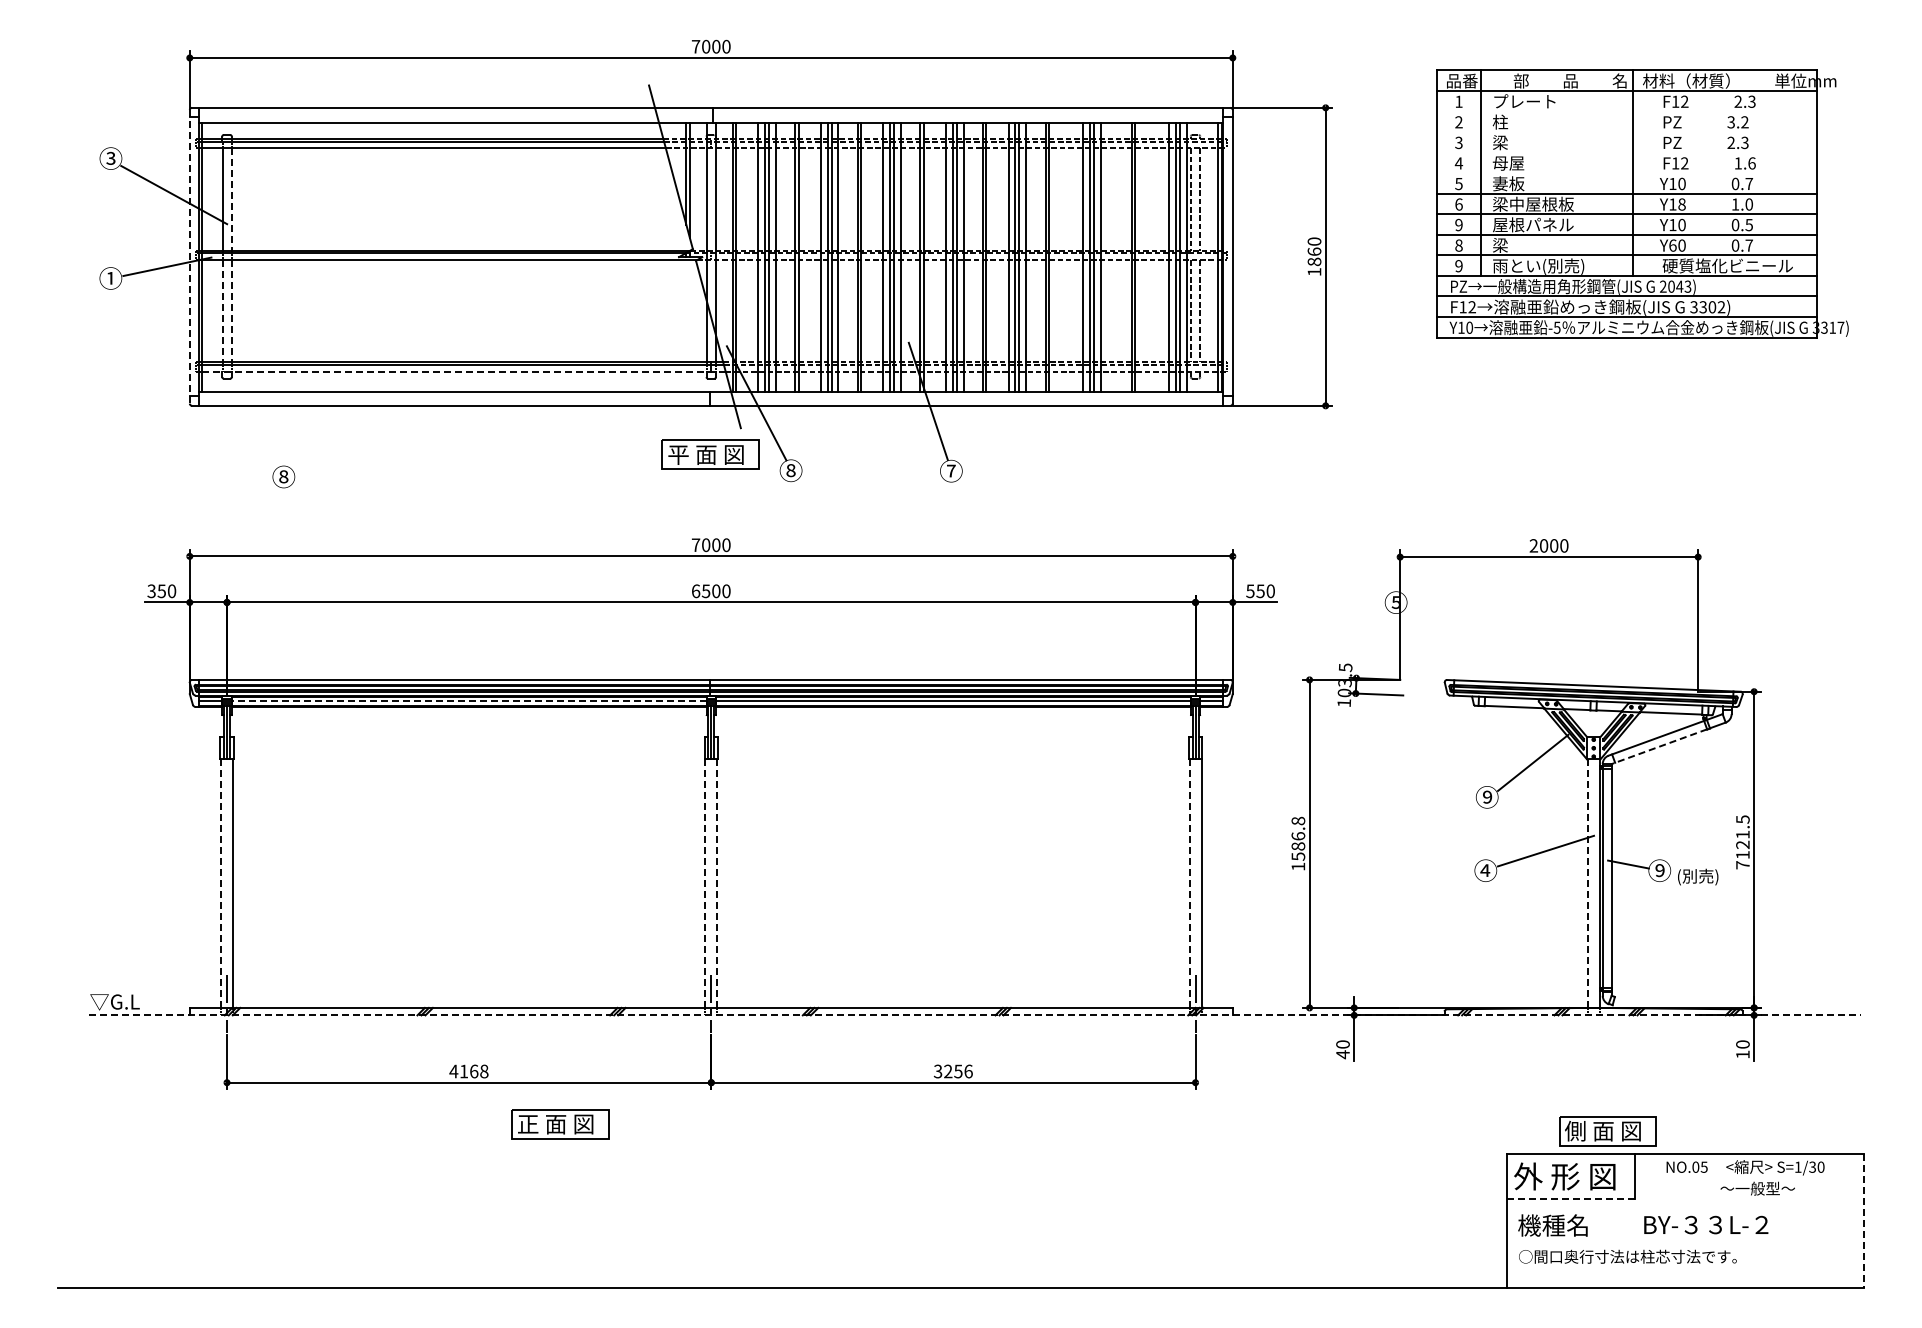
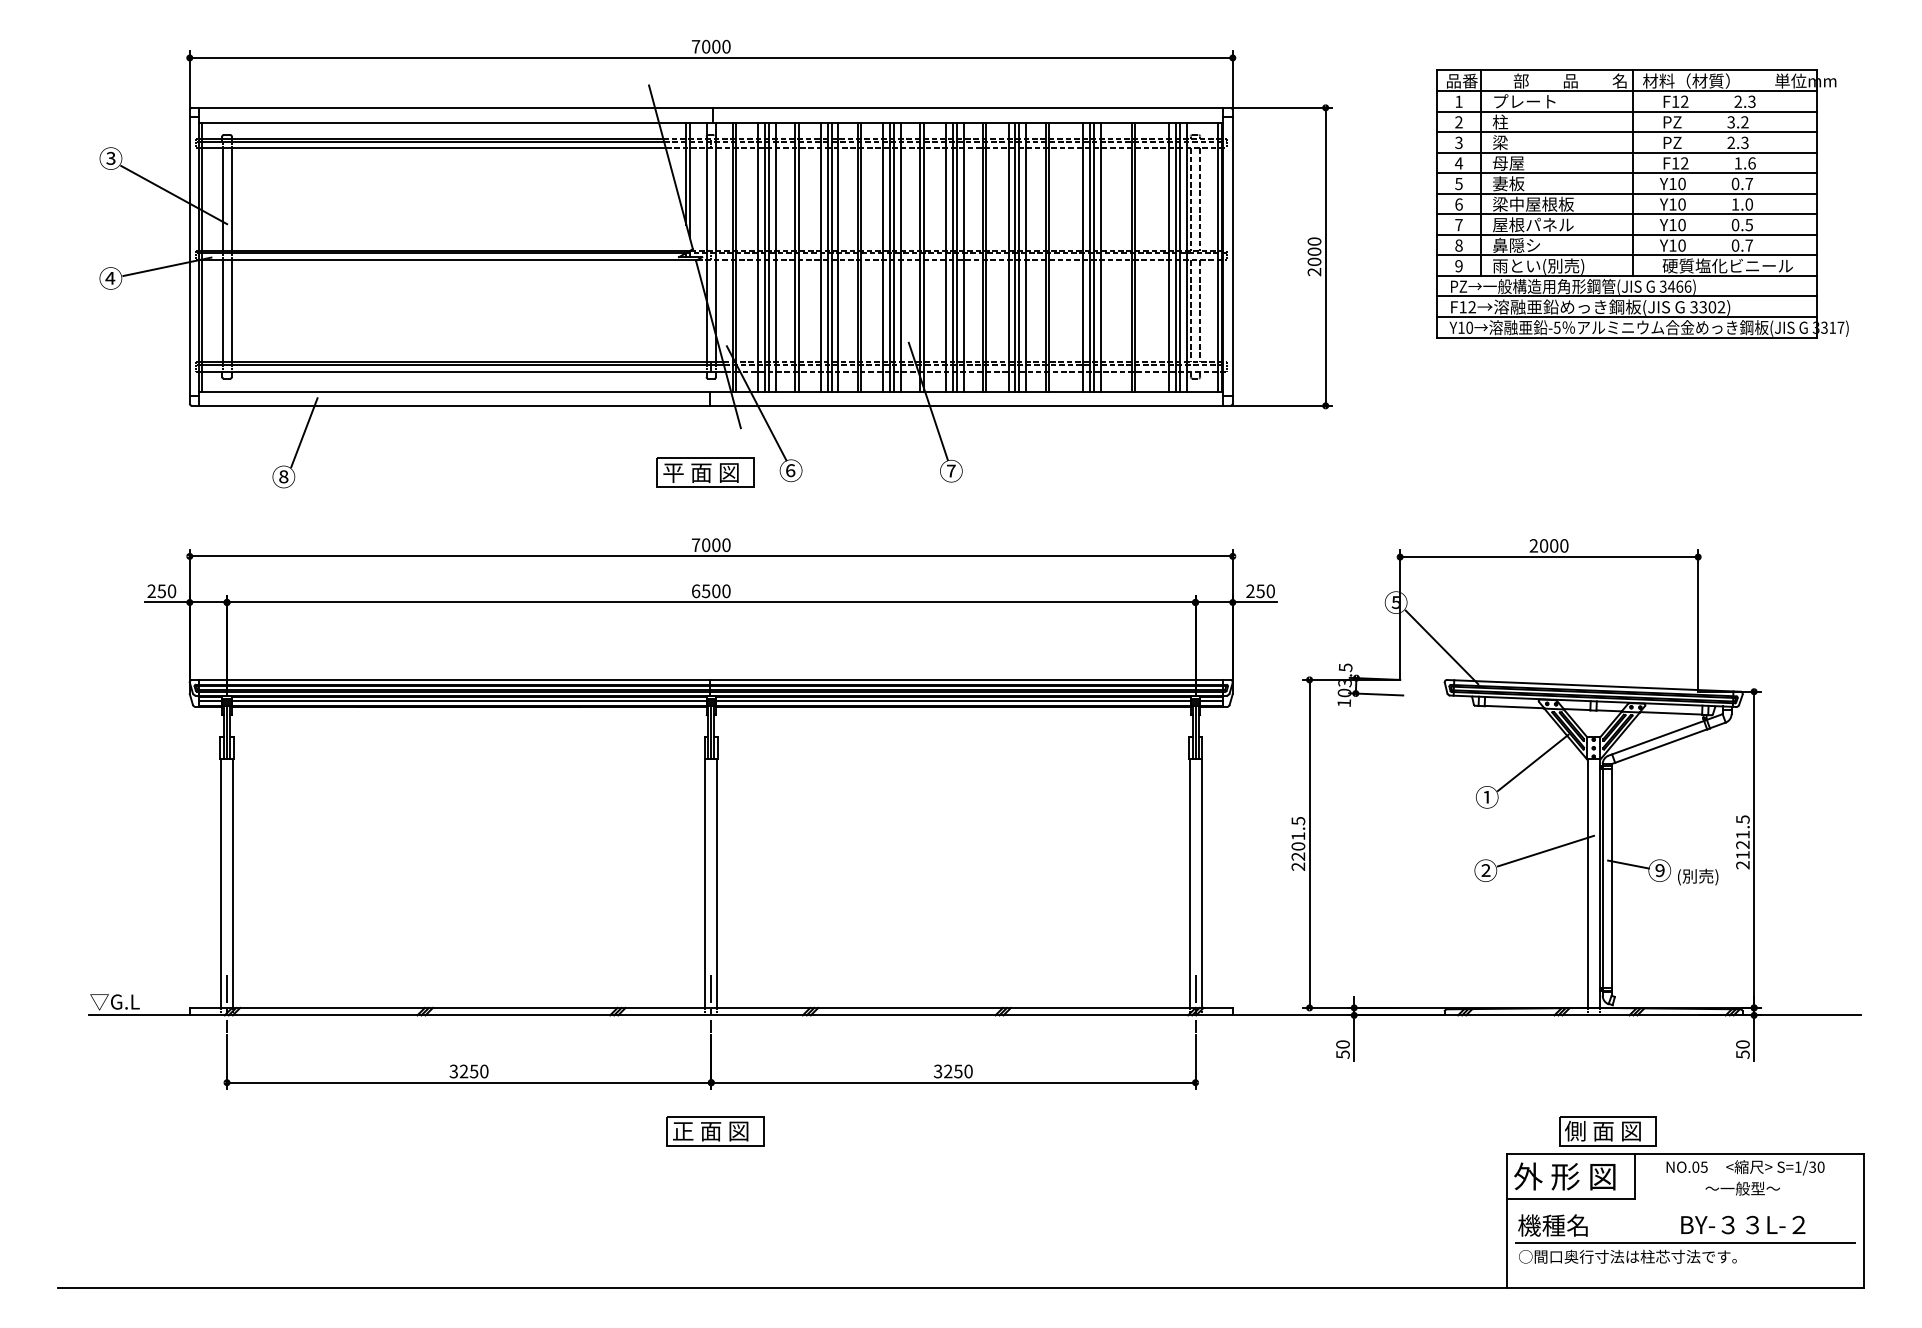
line: none -> present (1627, 111)
line: none -> present (1627, 132)
line: none -> present (1627, 152)
line: none -> present (1627, 173)
line: dashed -> solid (231, 199)
text: Y18 -> Y10 (1681, 204)
text: 9 -> 7 (1458, 224)
text: 梁 -> 鼻隠シ (1516, 244)
text: Y60 -> Y10 (1672, 245)
line: dashed -> solid (189, 256)
text: 1860 -> 2000 (1314, 261)
text: ① -> ④ (110, 278)
text: 2043) -> 3466) (1675, 286)
line: dashed -> solid (222, 311)
line: dashed -> solid (231, 311)
line: dashed -> solid (464, 371)
line: none -> present (304, 432)
part position: (710, 454) -> (705, 472) (705, 472)
text: ⑧ -> ⑥ (790, 470)
text: 350 -> 250 (151, 591)
text: 550 -> 250 (1250, 591)
line: none -> present (1441, 647)
line: dashed -> solid (468, 701)
line: dashed -> solid (1659, 746)
text: ⑨ -> ① (1487, 796)
text: 1586.8 -> 2201.5 (1298, 843)
text: 7121.5 -> 2121.5 (1742, 865)
text: ④ -> ② (1485, 870)
line: dashed -> solid (221, 884)
line: dashed -> solid (705, 884)
line: dashed -> solid (717, 884)
line: dashed -> solid (1189, 884)
line: dashed -> solid (1587, 884)
line: dashed -> solid (975, 1015)
text: 40 -> 50 (1342, 1054)
text: 10 -> 50 (1742, 1054)
text: 4168 -> 3250 (468, 1071)
text: 3256 -> 3250 (968, 1071)
part position: (560, 1124) -> (715, 1131) (715, 1131)
text position: (1757, 1188) -> (1742, 1188) (1742, 1188)
line: dashed -> solid (1570, 1198)
line: dashed -> solid (1864, 1221)
text position: (1706, 1224) -> (1743, 1224) (1743, 1224)
line: none -> present (1685, 1243)
